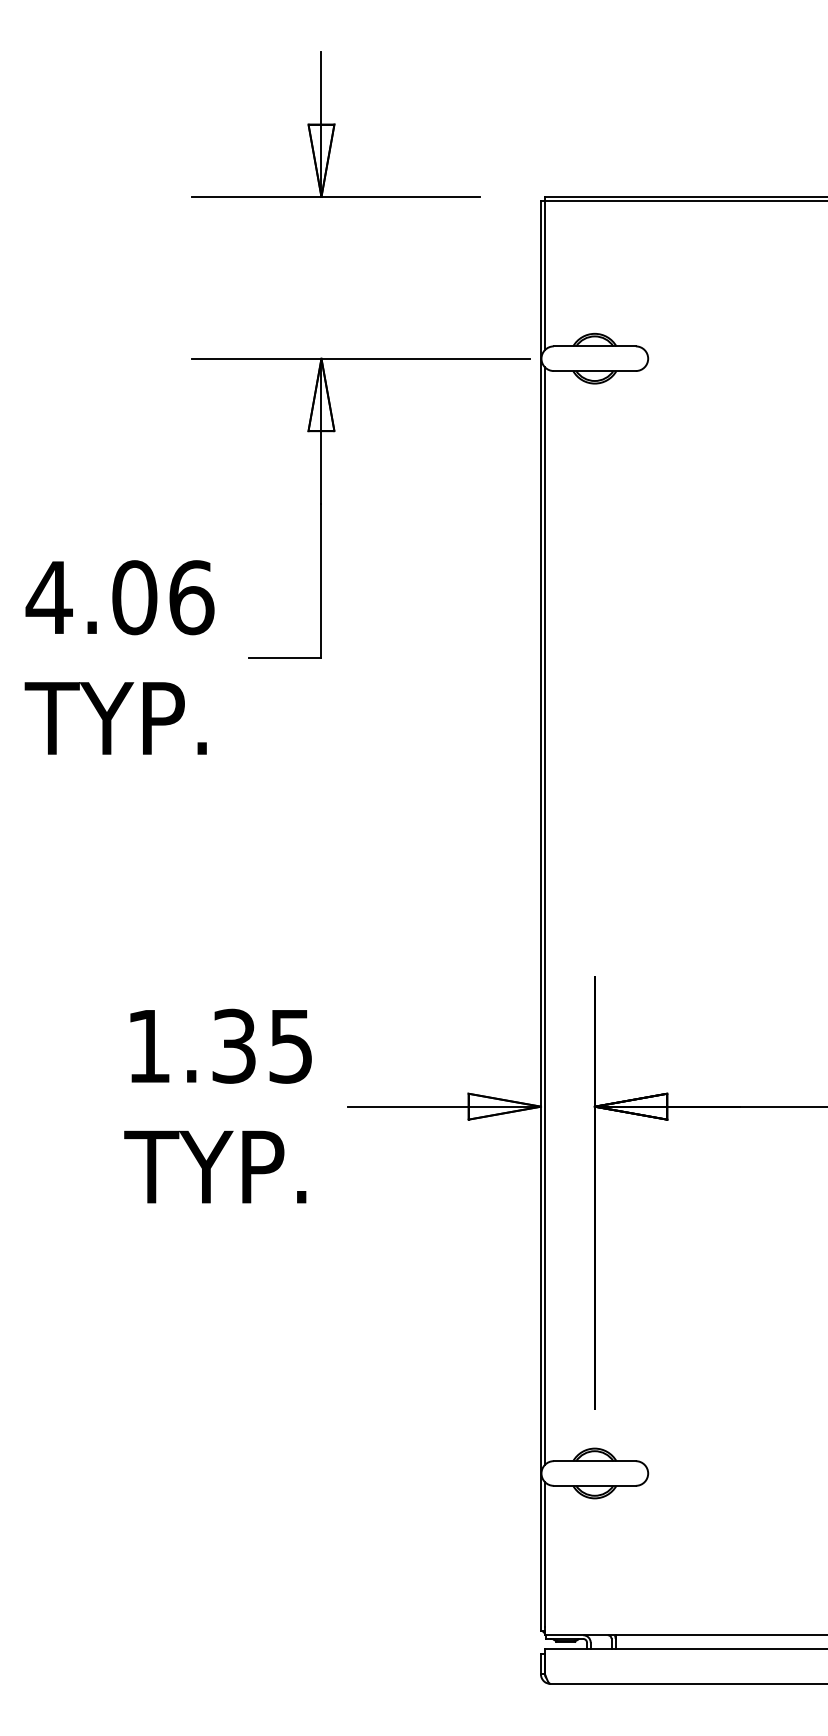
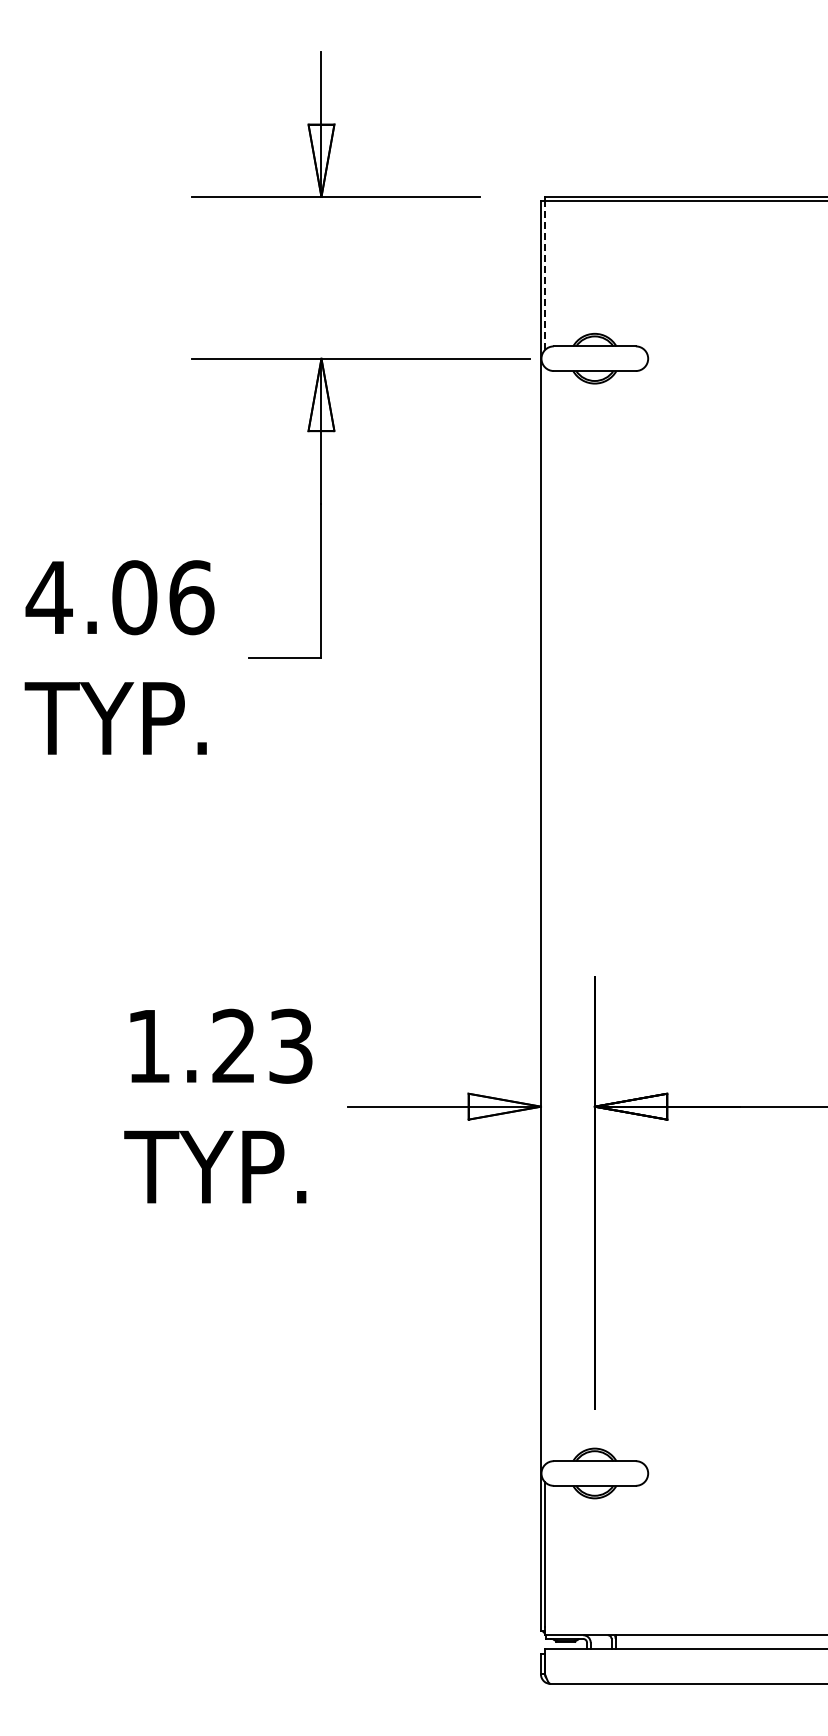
line: solid -> dashed (545, 275)
line: present -> none (545, 915)
text: 1.35 -> 1.23 (262, 1045)
